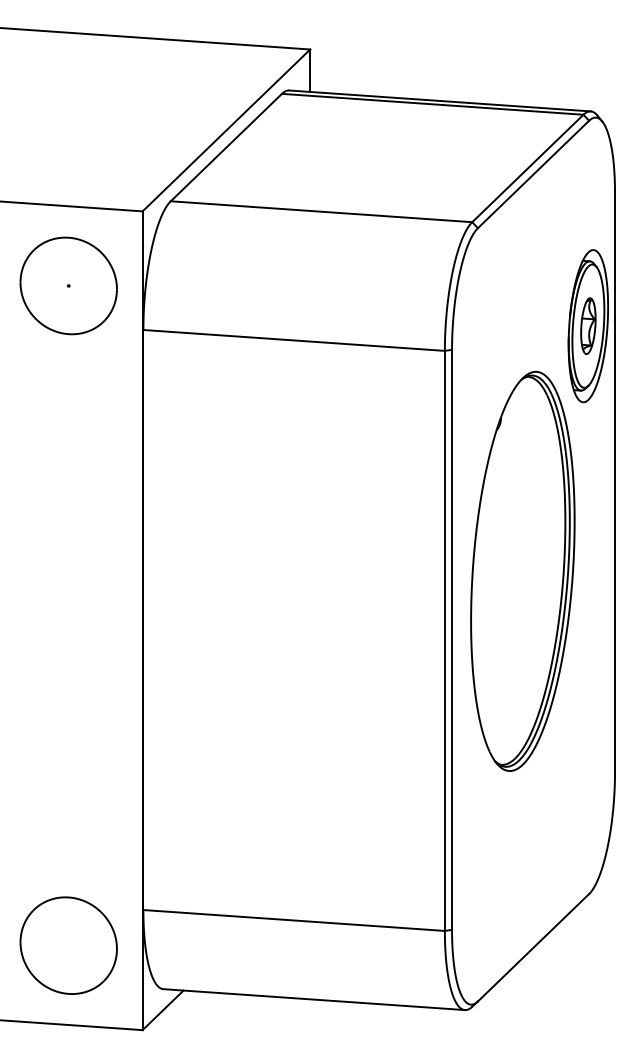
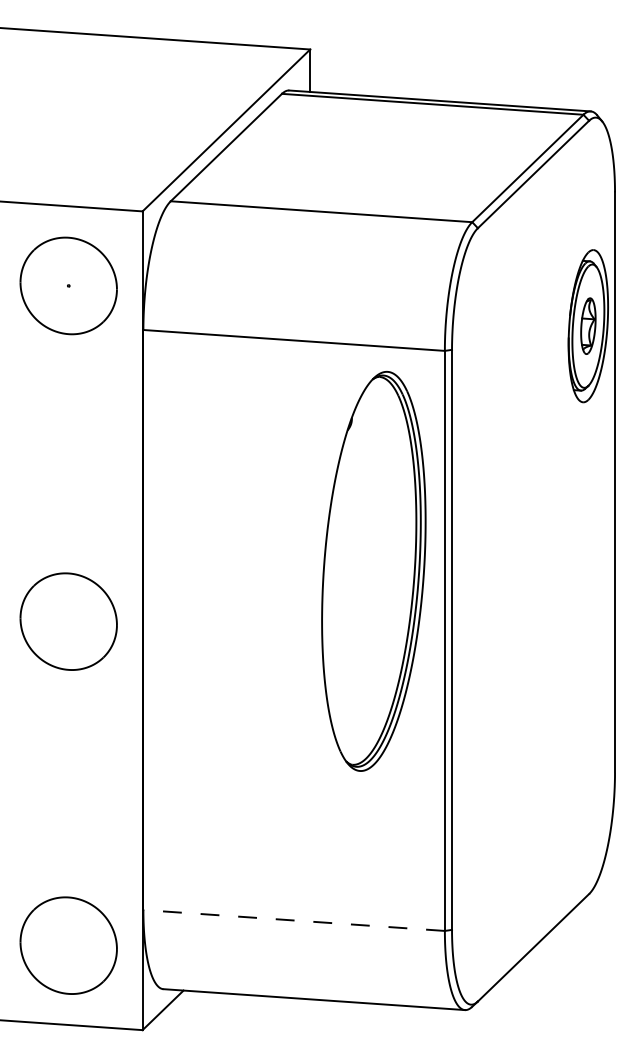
part position: (522, 571) -> (373, 571) (373, 571)
part: none -> present (68, 621)
line: solid -> dashed (293, 920)
